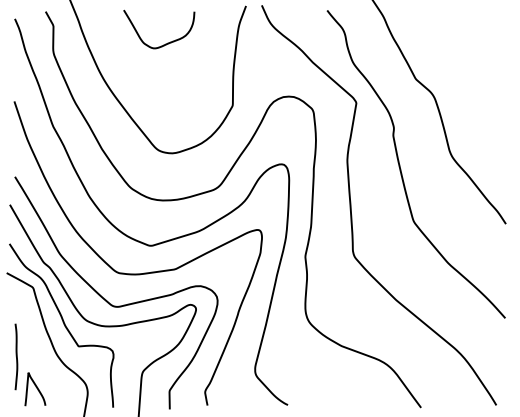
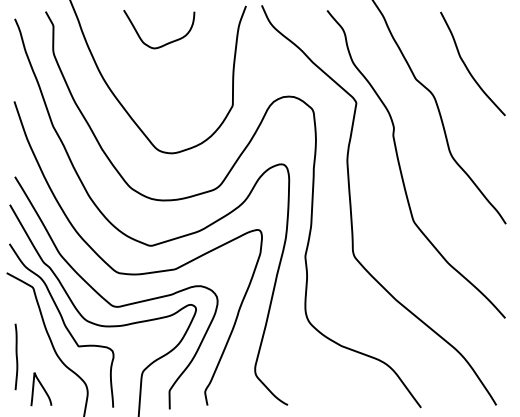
curve: none -> present (466, 65)
curve position: (36, 388) -> (42, 388) (42, 388)
